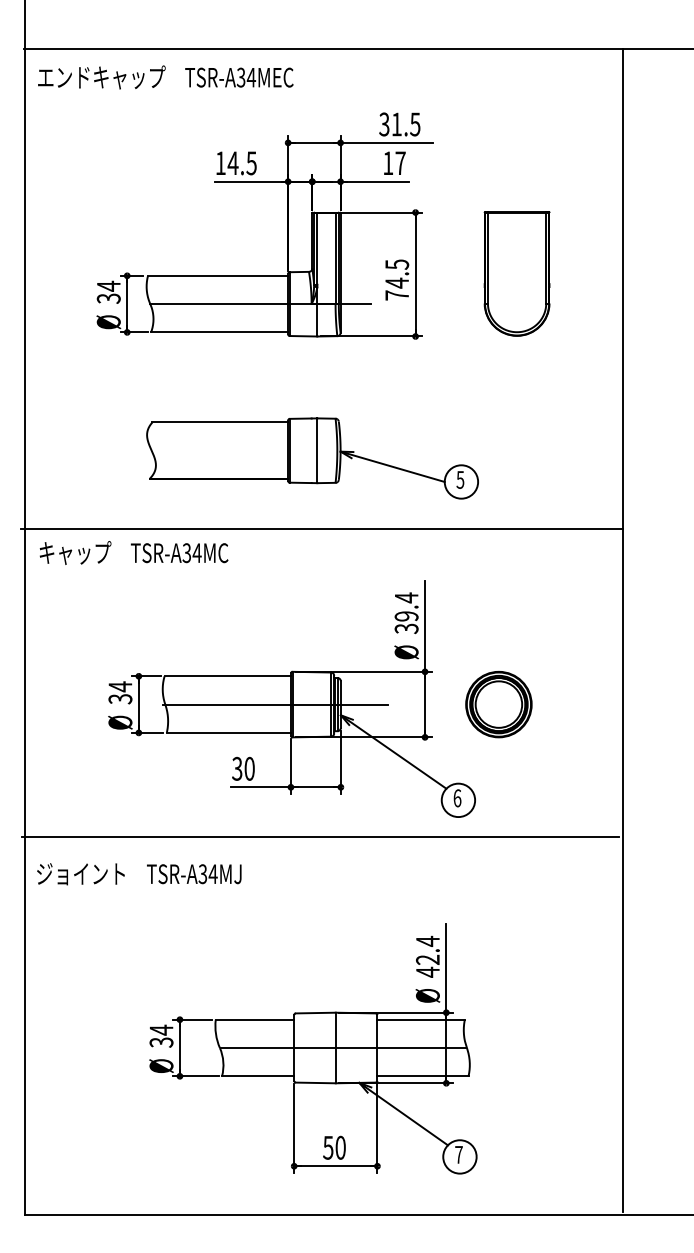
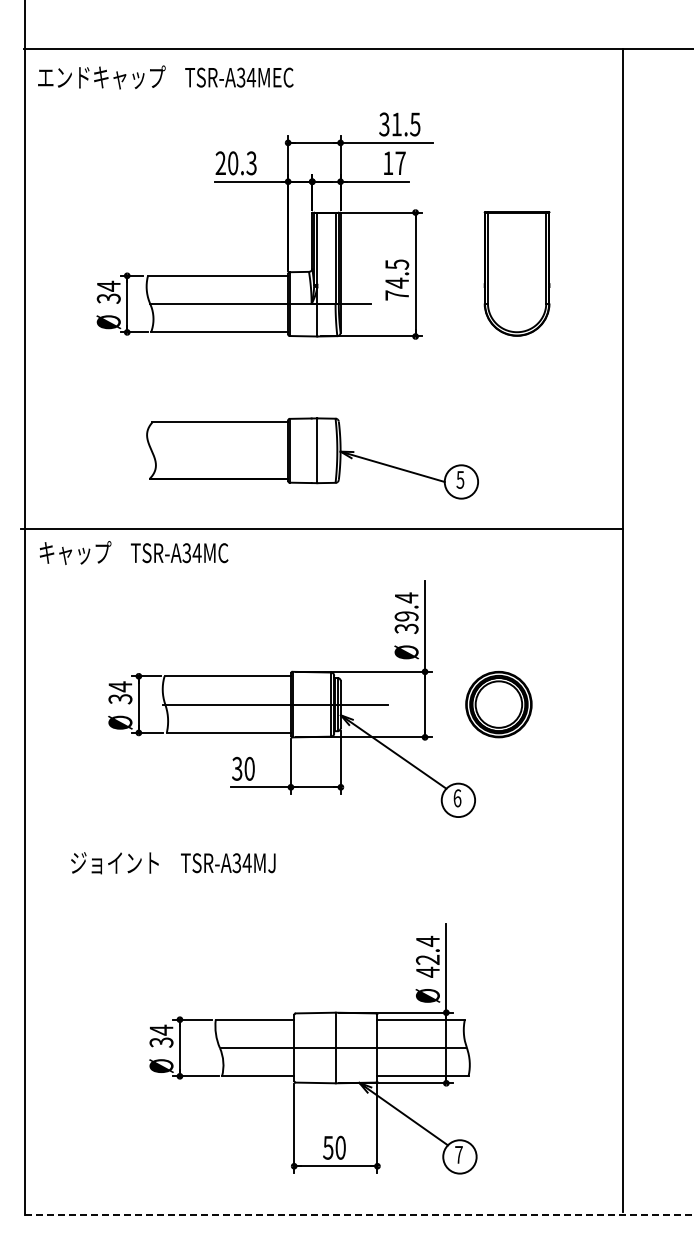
text: 14.5 -> 20.3 (235, 163)
line: present -> none (320, 836)
text position: (139, 874) -> (173, 863) (173, 863)
line: solid -> dashed (359, 1215)
